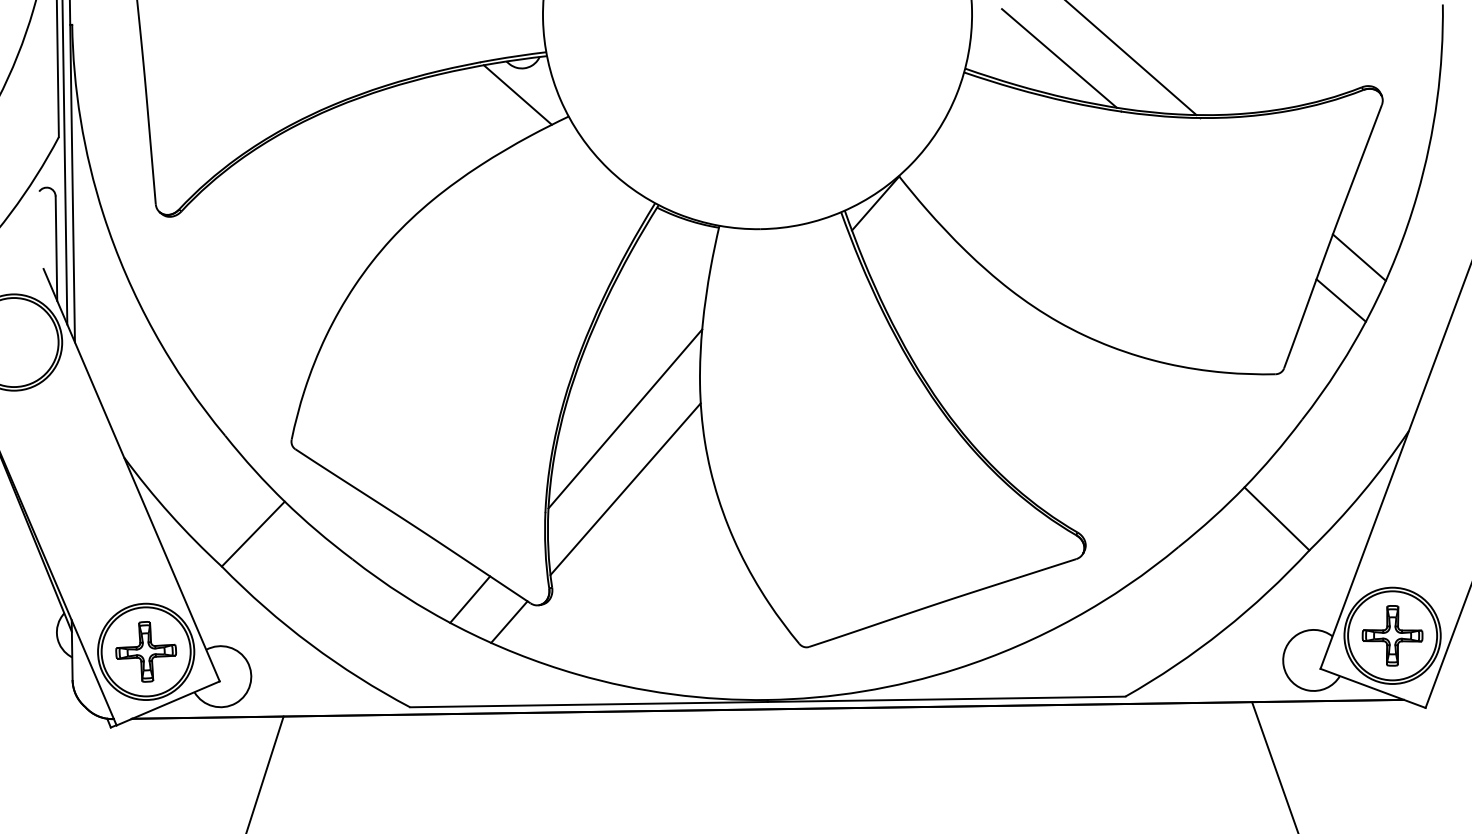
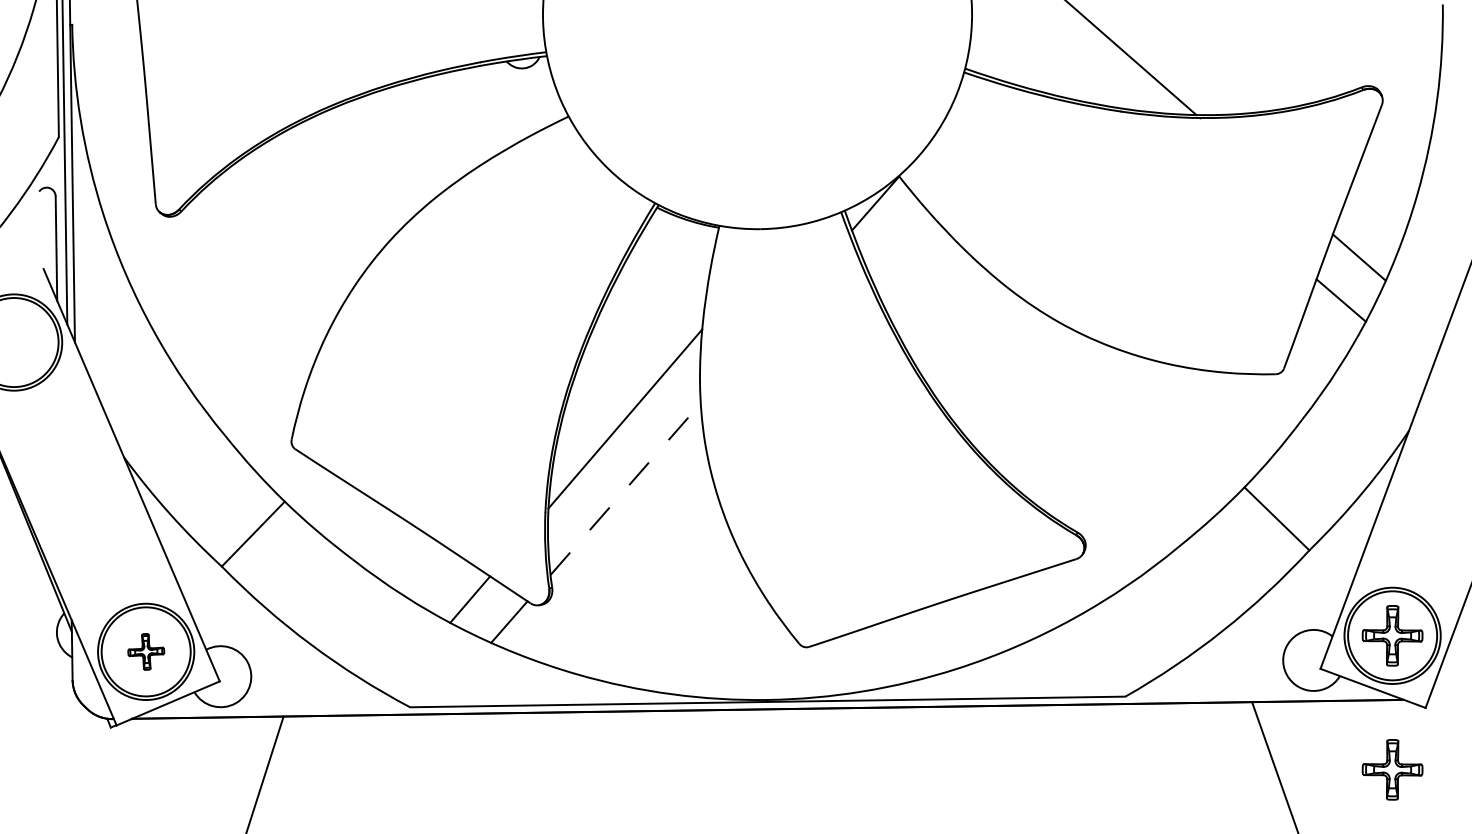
line: present -> none (1059, 58)
line: present -> none (517, 94)
line: solid -> dashed (625, 488)
part size: 63x62 px -> 39x38 px (146, 651)
part: none -> present (1392, 769)
